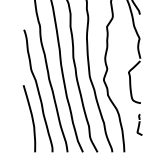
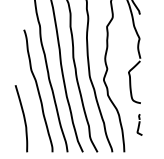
curve position: (31, 118) -> (23, 118) (23, 118)
